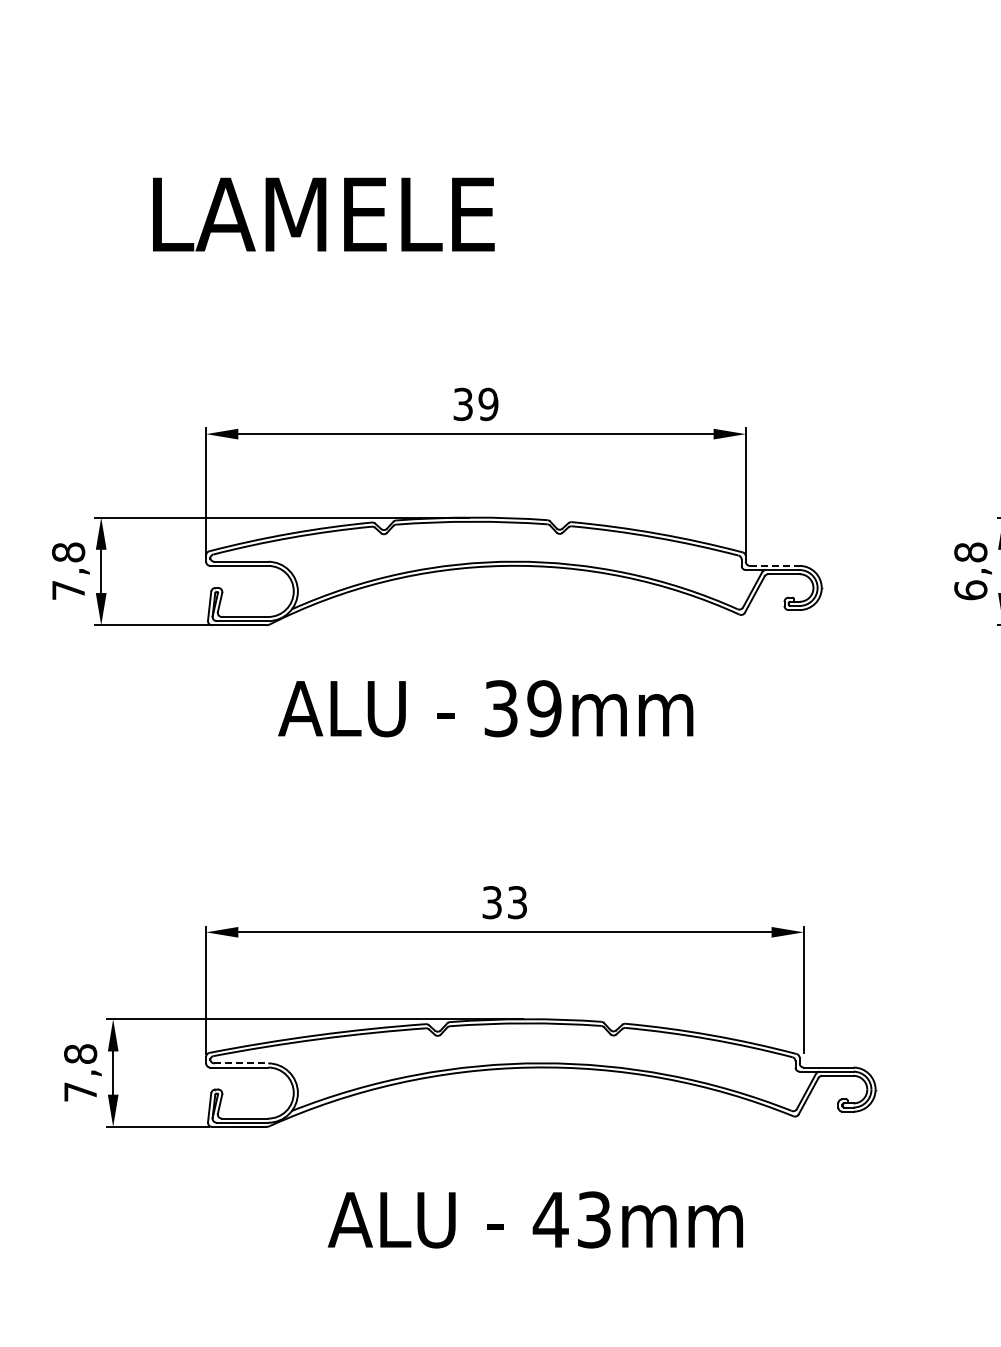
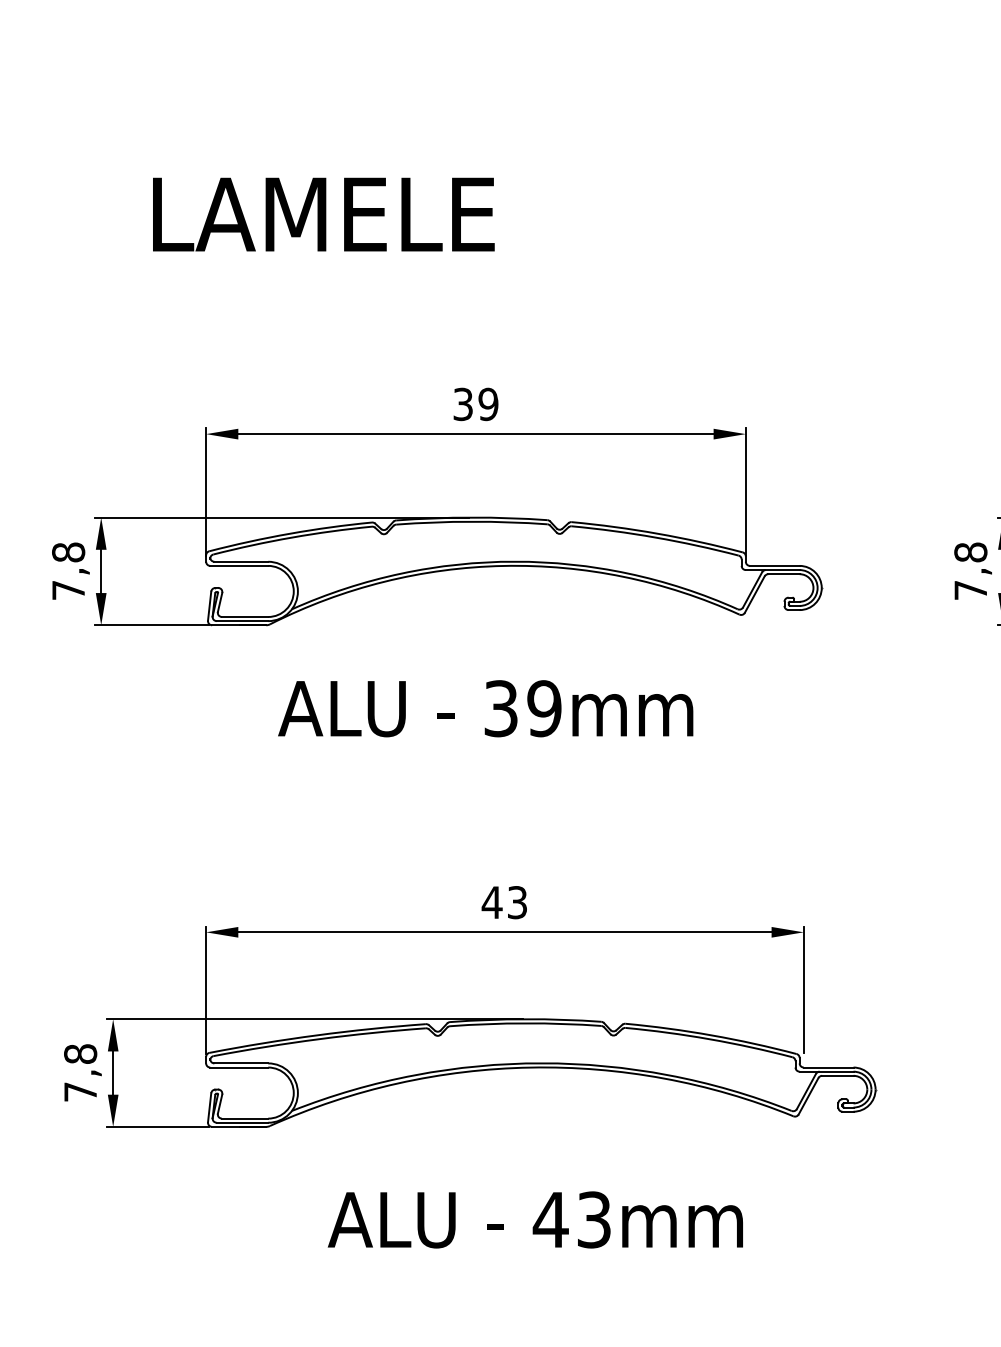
line: dashed -> solid (774, 565)
text: 6,8 -> 7,8 (970, 590)
text: 33 -> 43 (491, 902)
line: dashed -> solid (241, 1063)
